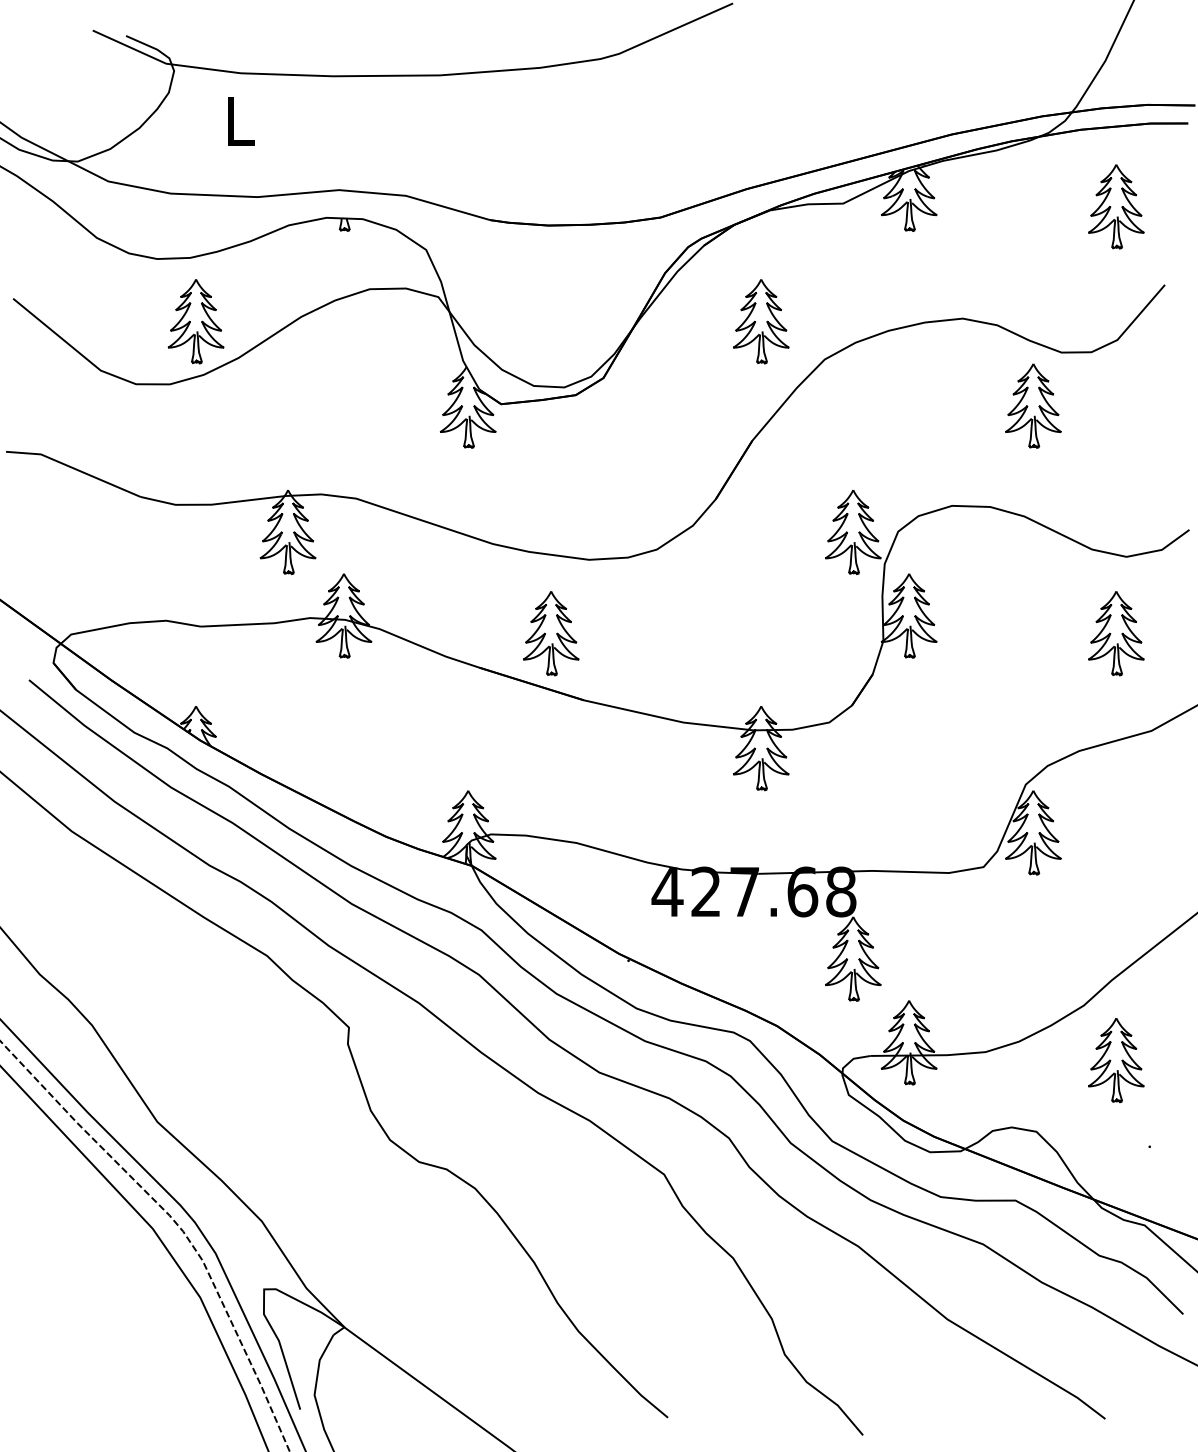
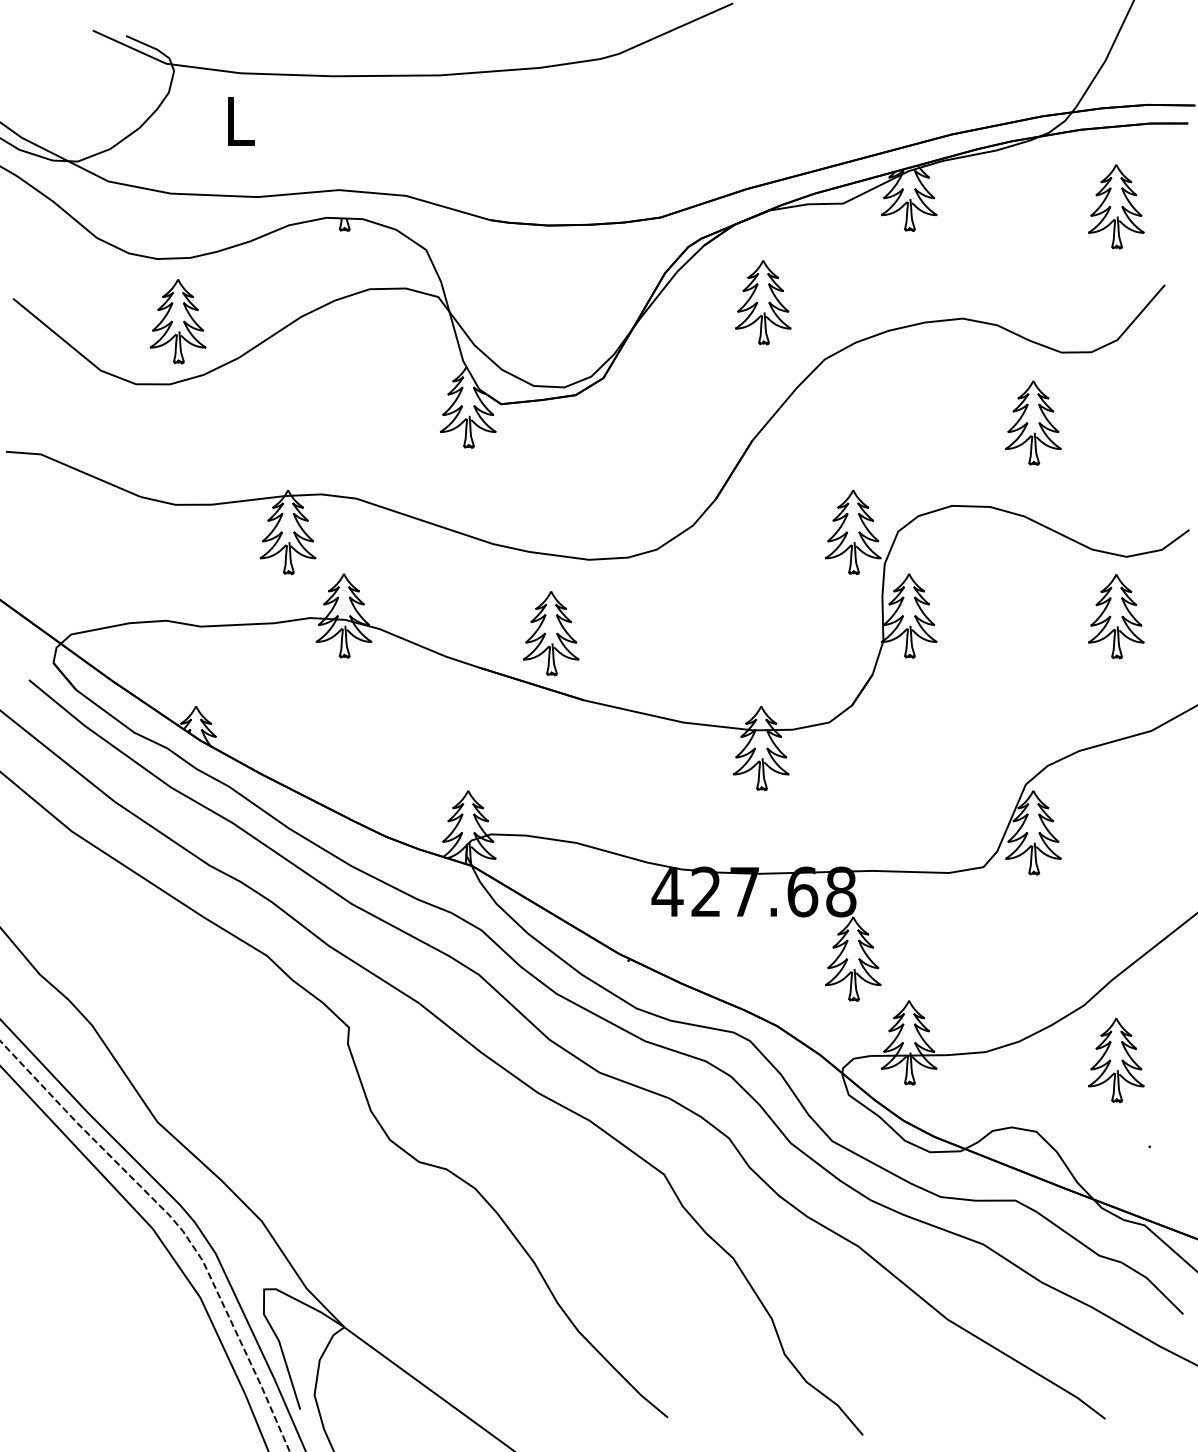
part position: (195, 321) -> (177, 321) (177, 321)
part position: (761, 321) -> (763, 302) (763, 302)
part position: (1033, 405) -> (1033, 422) (1033, 422)
part position: (1116, 633) -> (1116, 616) (1116, 616)
